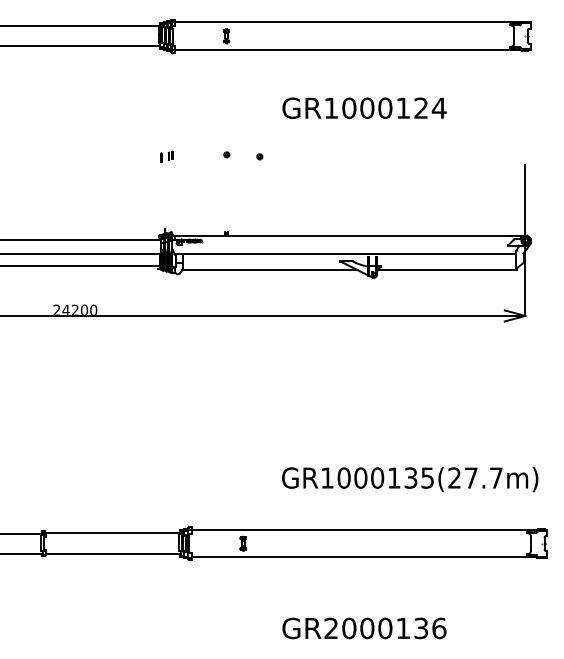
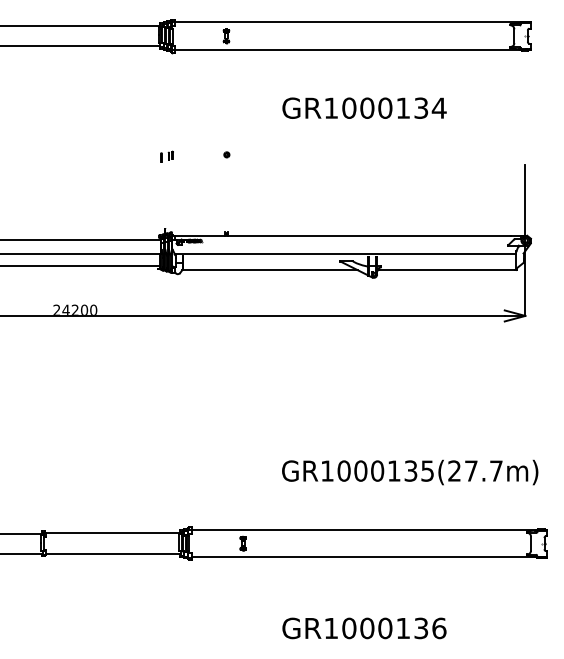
text: GR1000124 -> GR1000134 (421, 107)
part: present -> none (259, 156)
text position: (410, 479) -> (410, 472) (410, 472)
text: GR2000136 -> GR1000136 (330, 627)
